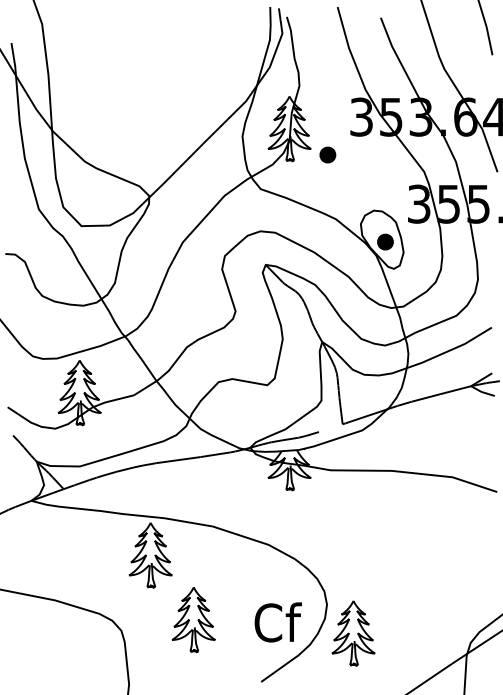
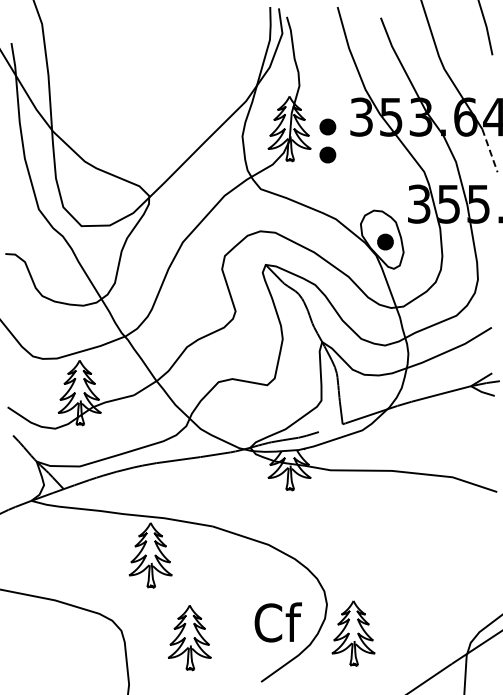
part: none -> present (327, 126)
line: solid -> dashed (489, 150)
part position: (193, 620) -> (189, 638) (189, 638)
